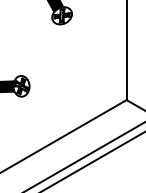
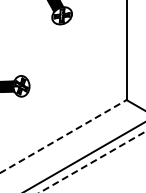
line: solid -> dashed (63, 136)
line: solid -> dashed (92, 162)
